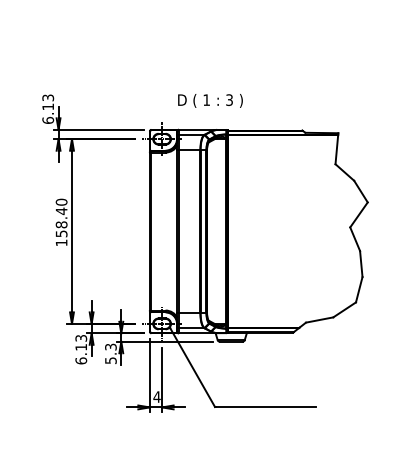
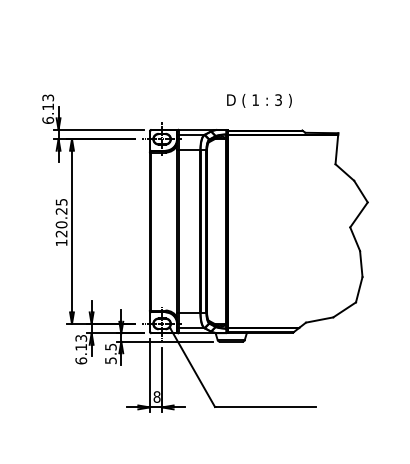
text position: (210, 100) -> (259, 100) (259, 100)
text: 158.40 -> 120.25 (61, 217)
text: 5.3 -> 5.5 (110, 346)
text: 4 -> 8 (156, 396)
